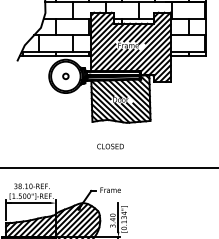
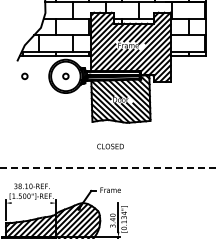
circle: none -> present (24, 76)
line: solid -> dashed (109, 168)
line: present -> none (28, 203)
